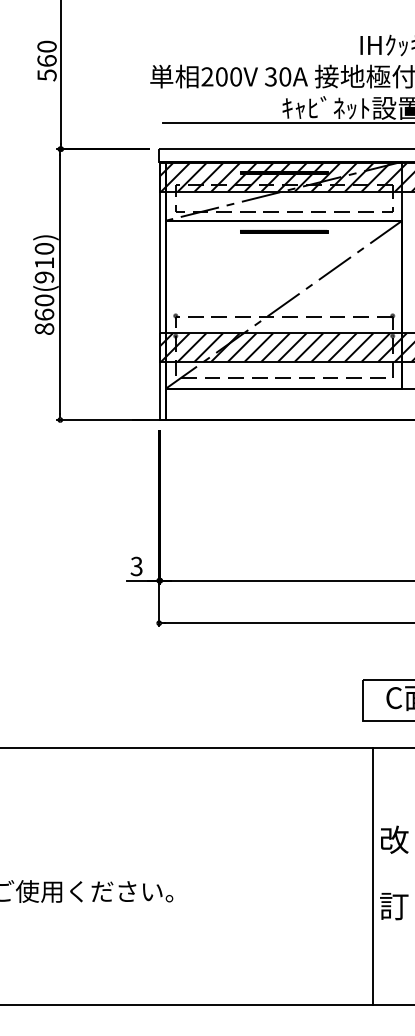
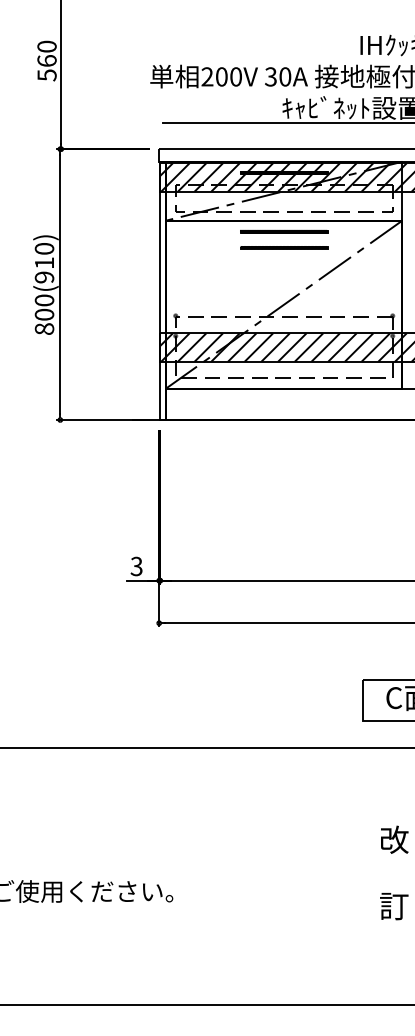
line: none -> present (284, 247)
text: 860(910) -> 800(910) (44, 314)
line: present -> none (372, 875)
